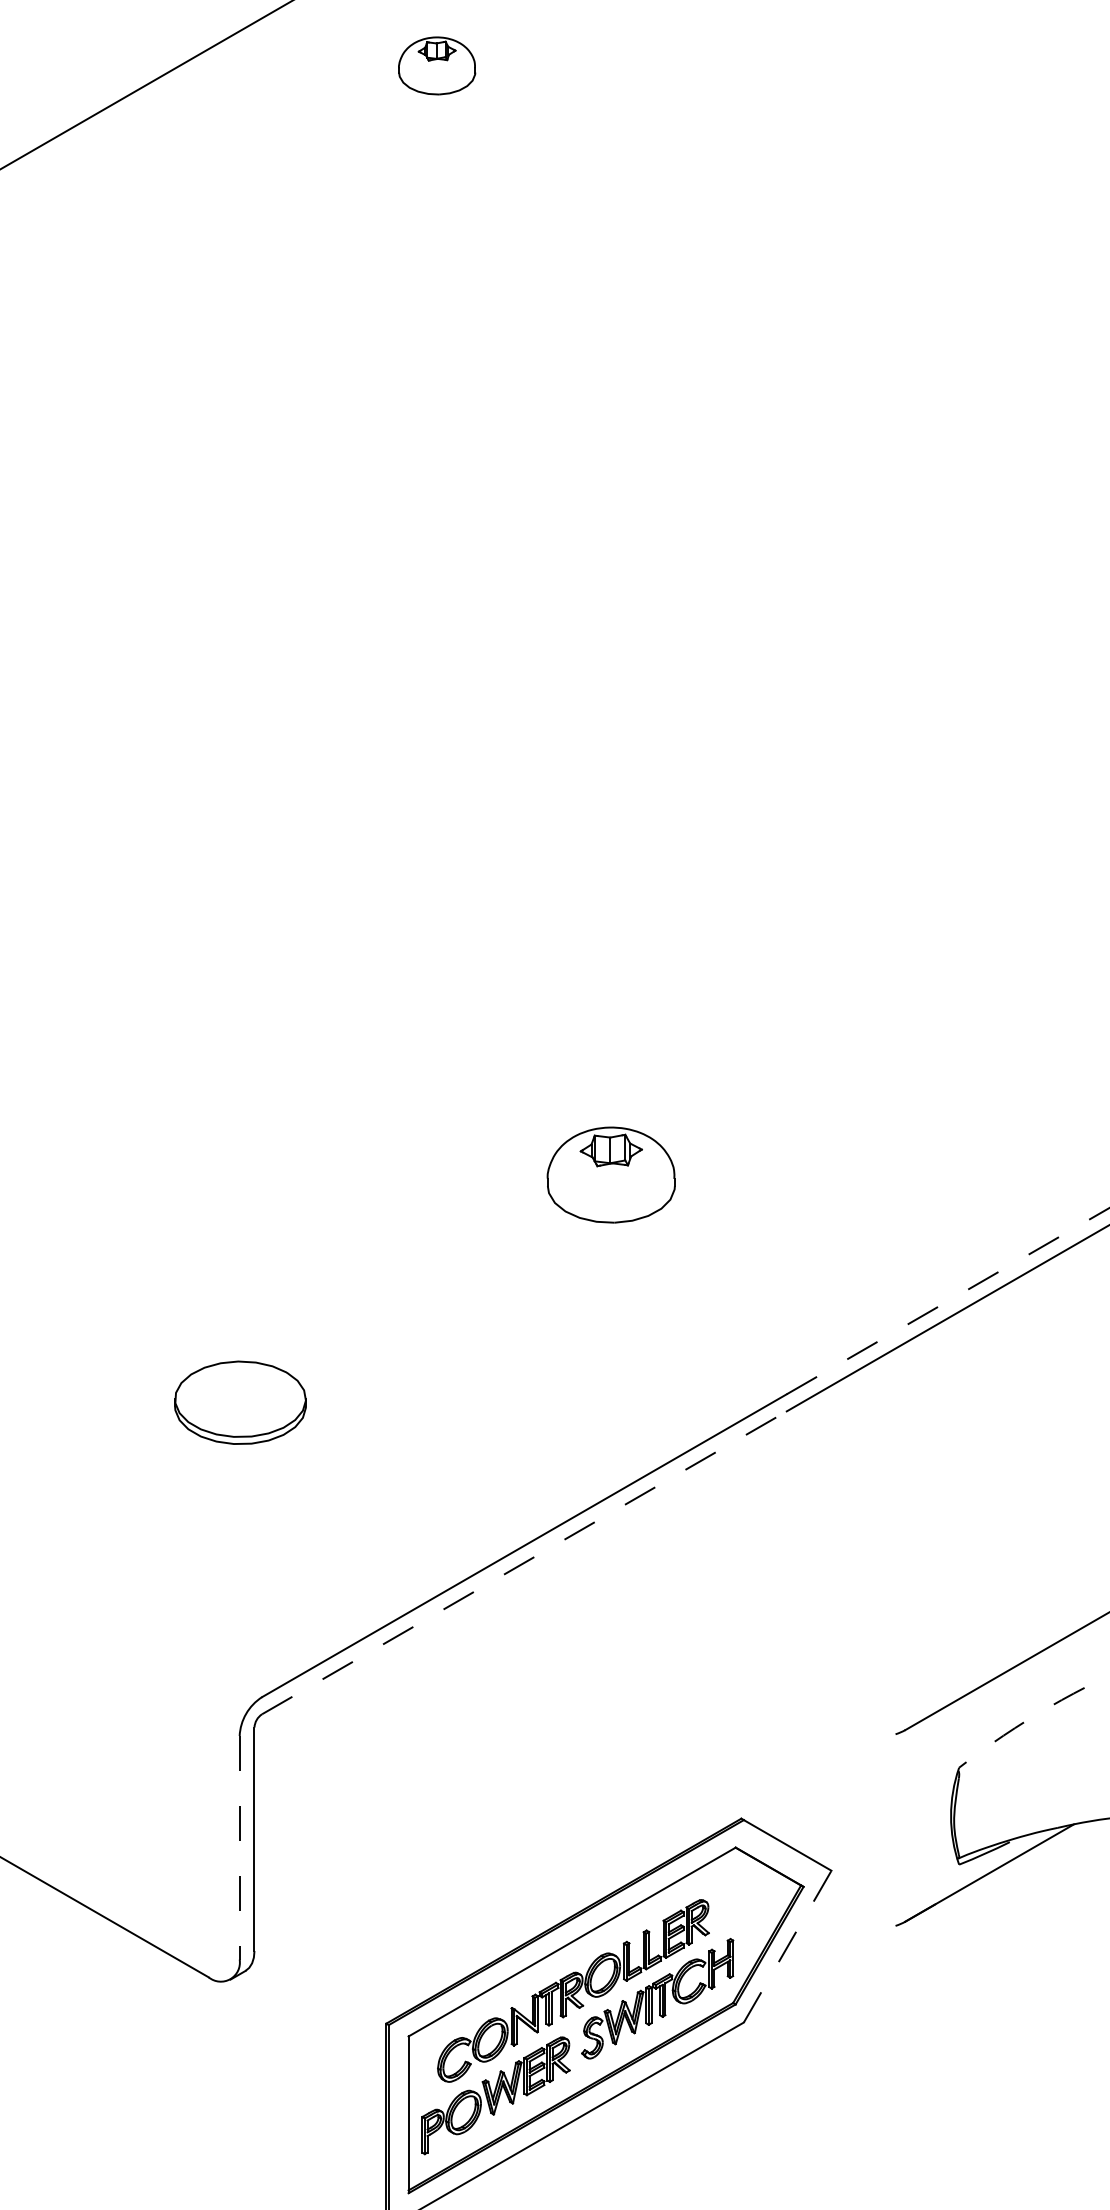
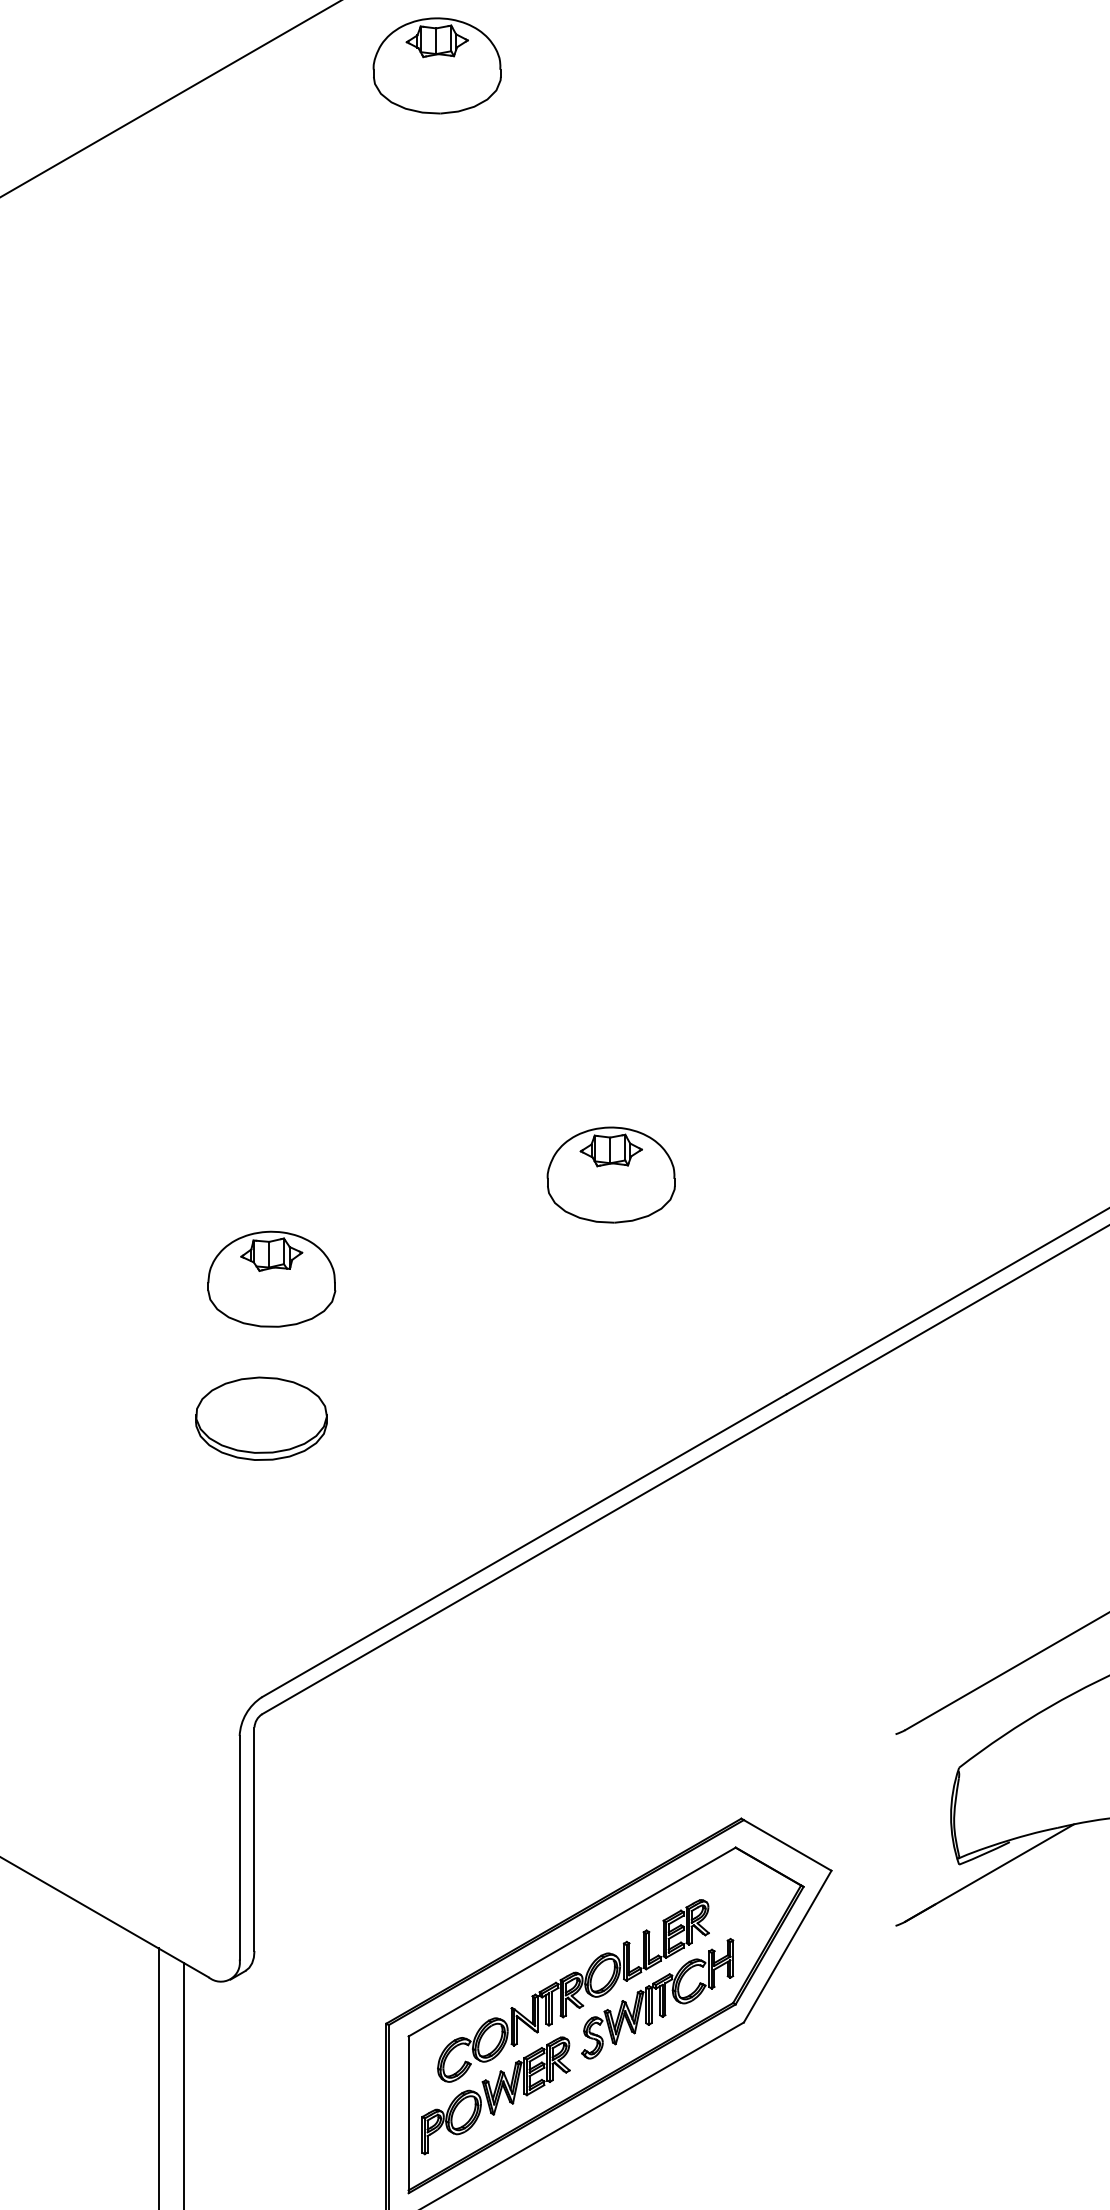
part size: 79x60 px -> 130x98 px (436, 65)
line position: (145, 85) -> (169, 98) (169, 98)
part: none -> present (271, 1278)
line: dashed -> solid (948, 1300)
part position: (240, 1402) -> (261, 1418) (261, 1418)
line: dashed -> solid (524, 1562)
arc: dashed -> solid (1031, 1717)
line: dashed -> solid (239, 1847)
line: dashed -> solid (787, 1946)
line: none -> present (158, 2077)
line: none -> present (184, 2084)
